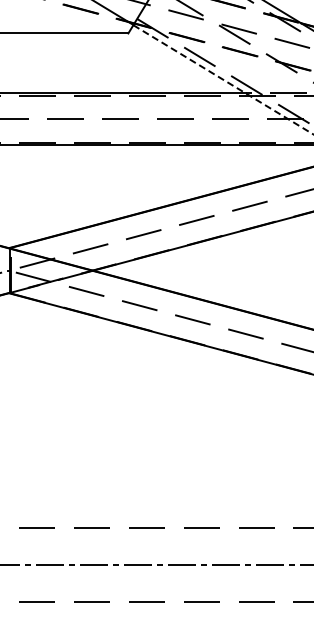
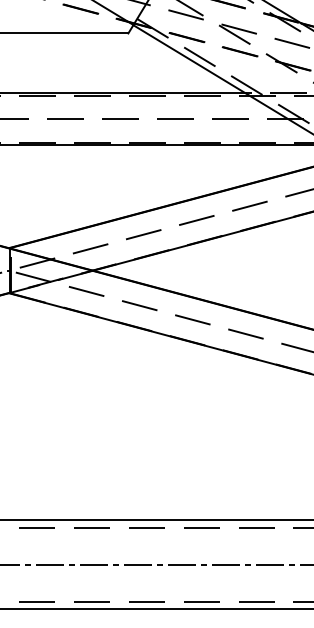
line: dashed -> solid (223, 80)
line: none -> present (156, 520)
line: none -> present (156, 609)
